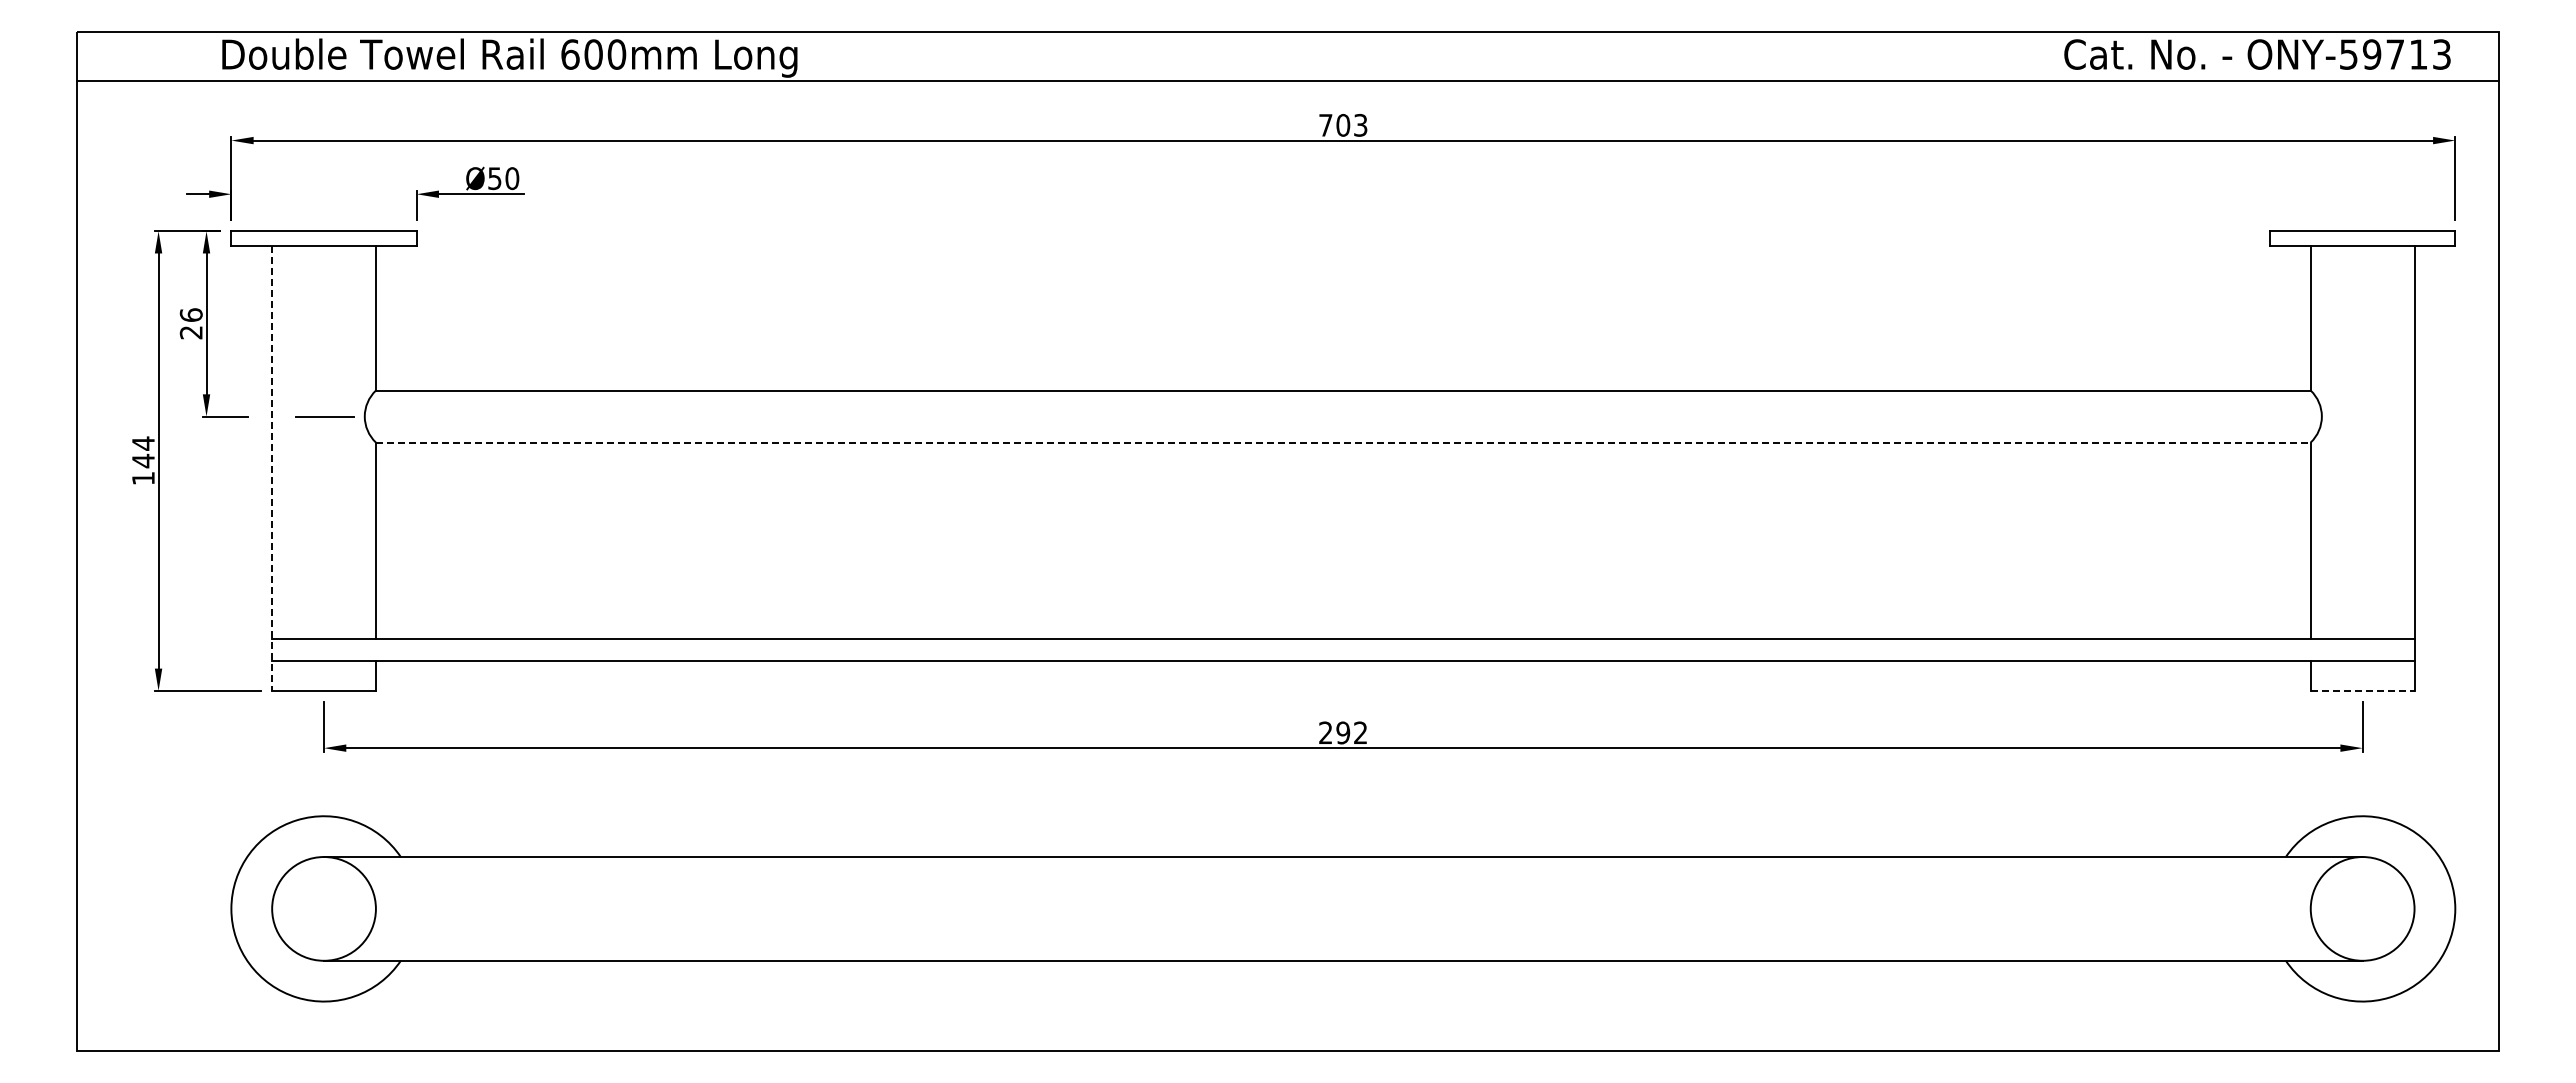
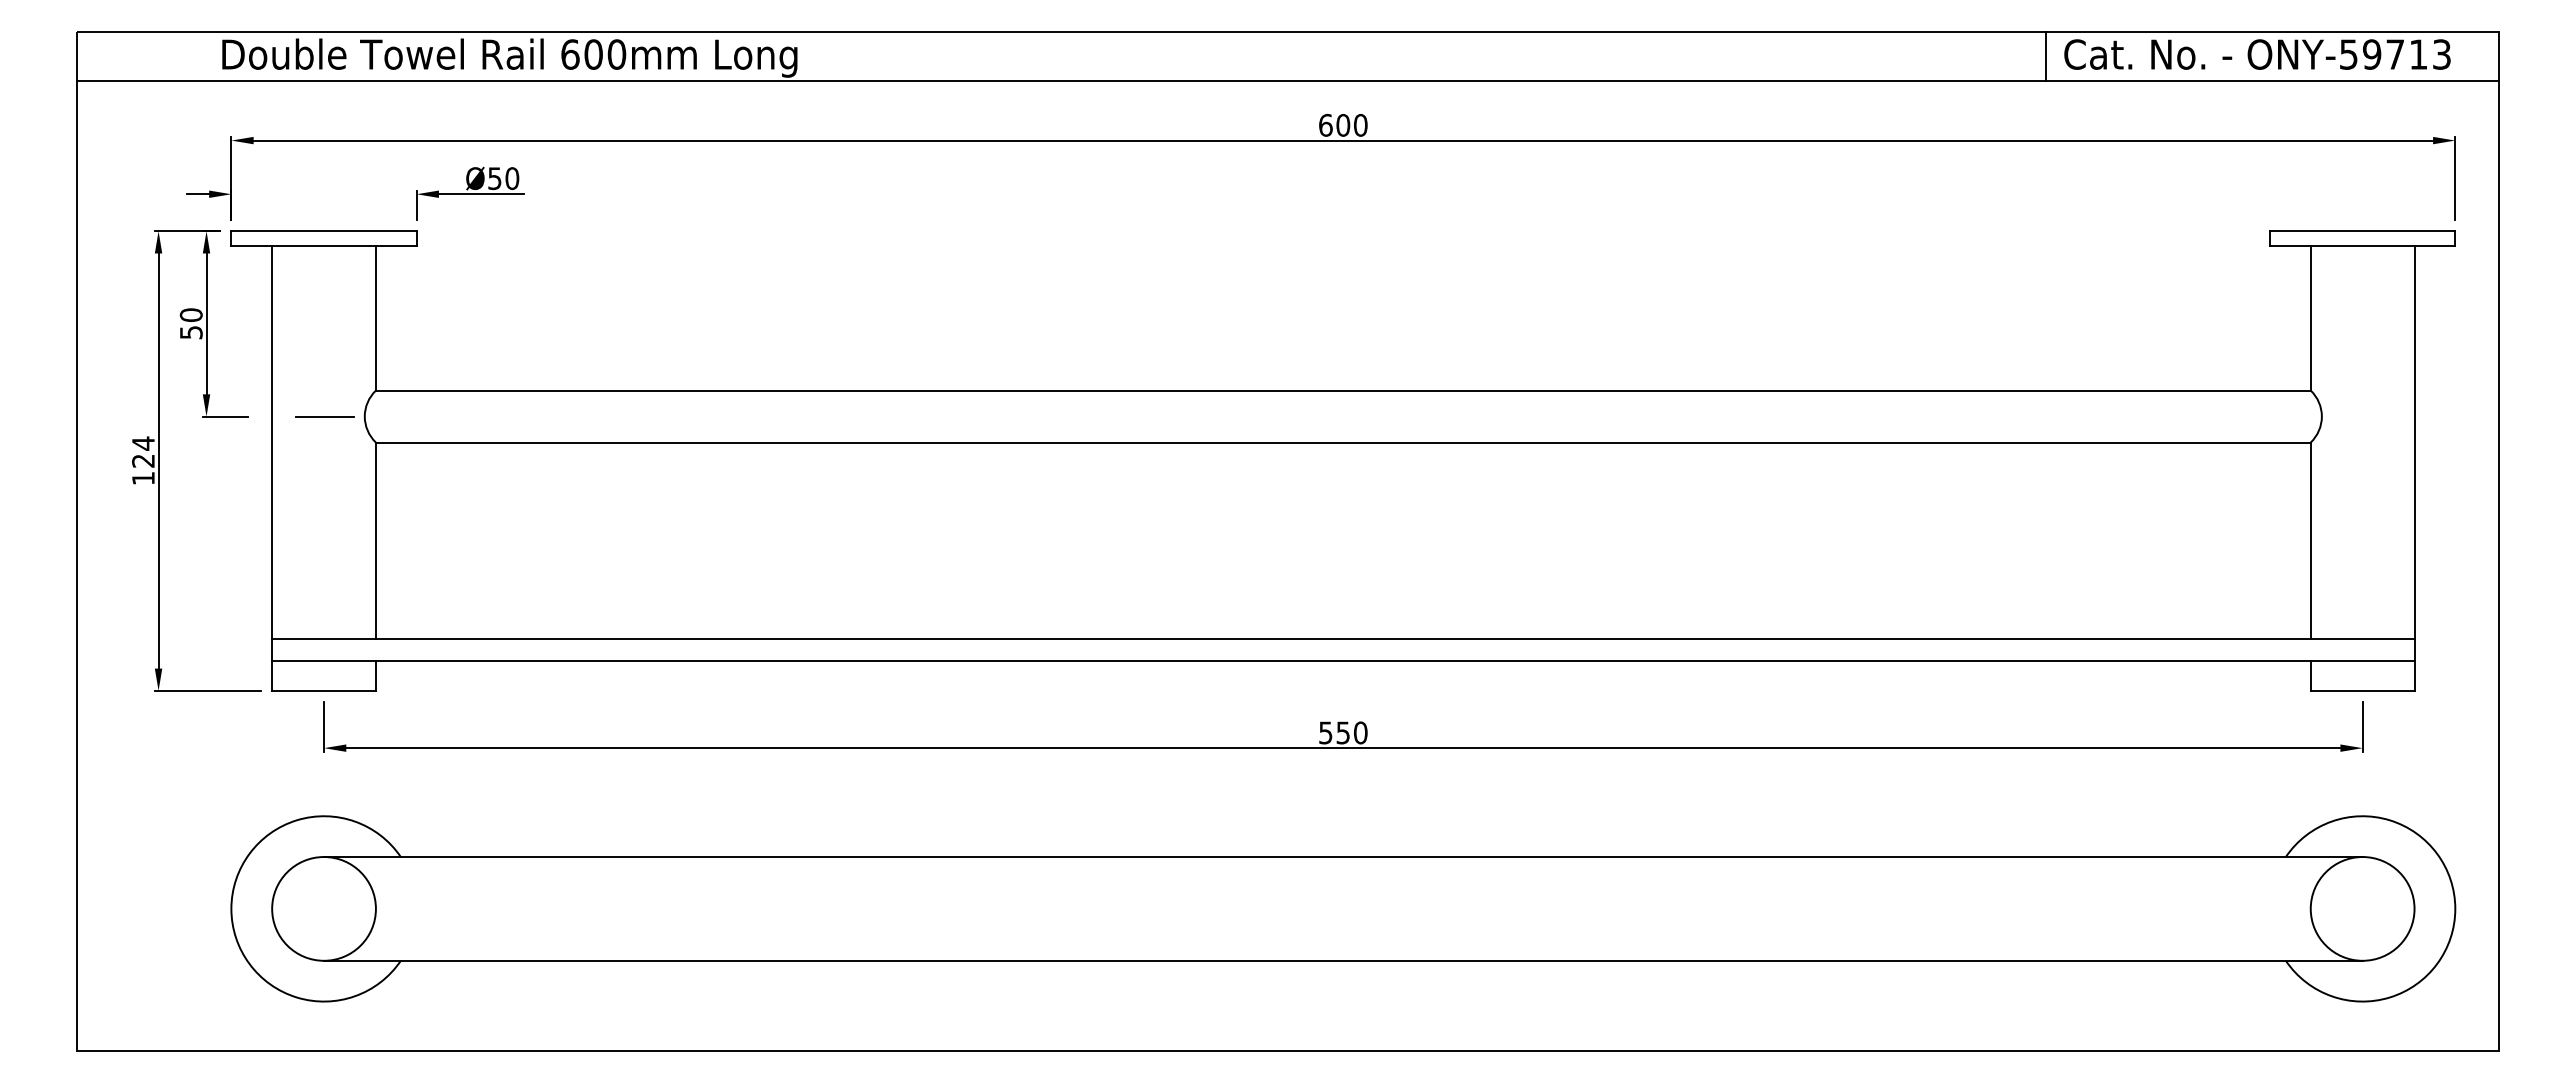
line: none -> present (2045, 56)
text: 703 -> 600 (1343, 124)
text: 26 -> 50 (190, 323)
line: dashed -> solid (1343, 442)
text: 144 -> 124 (143, 460)
line: dashed -> solid (272, 468)
line: dashed -> solid (2362, 690)
text: 292 -> 550 (1343, 732)
